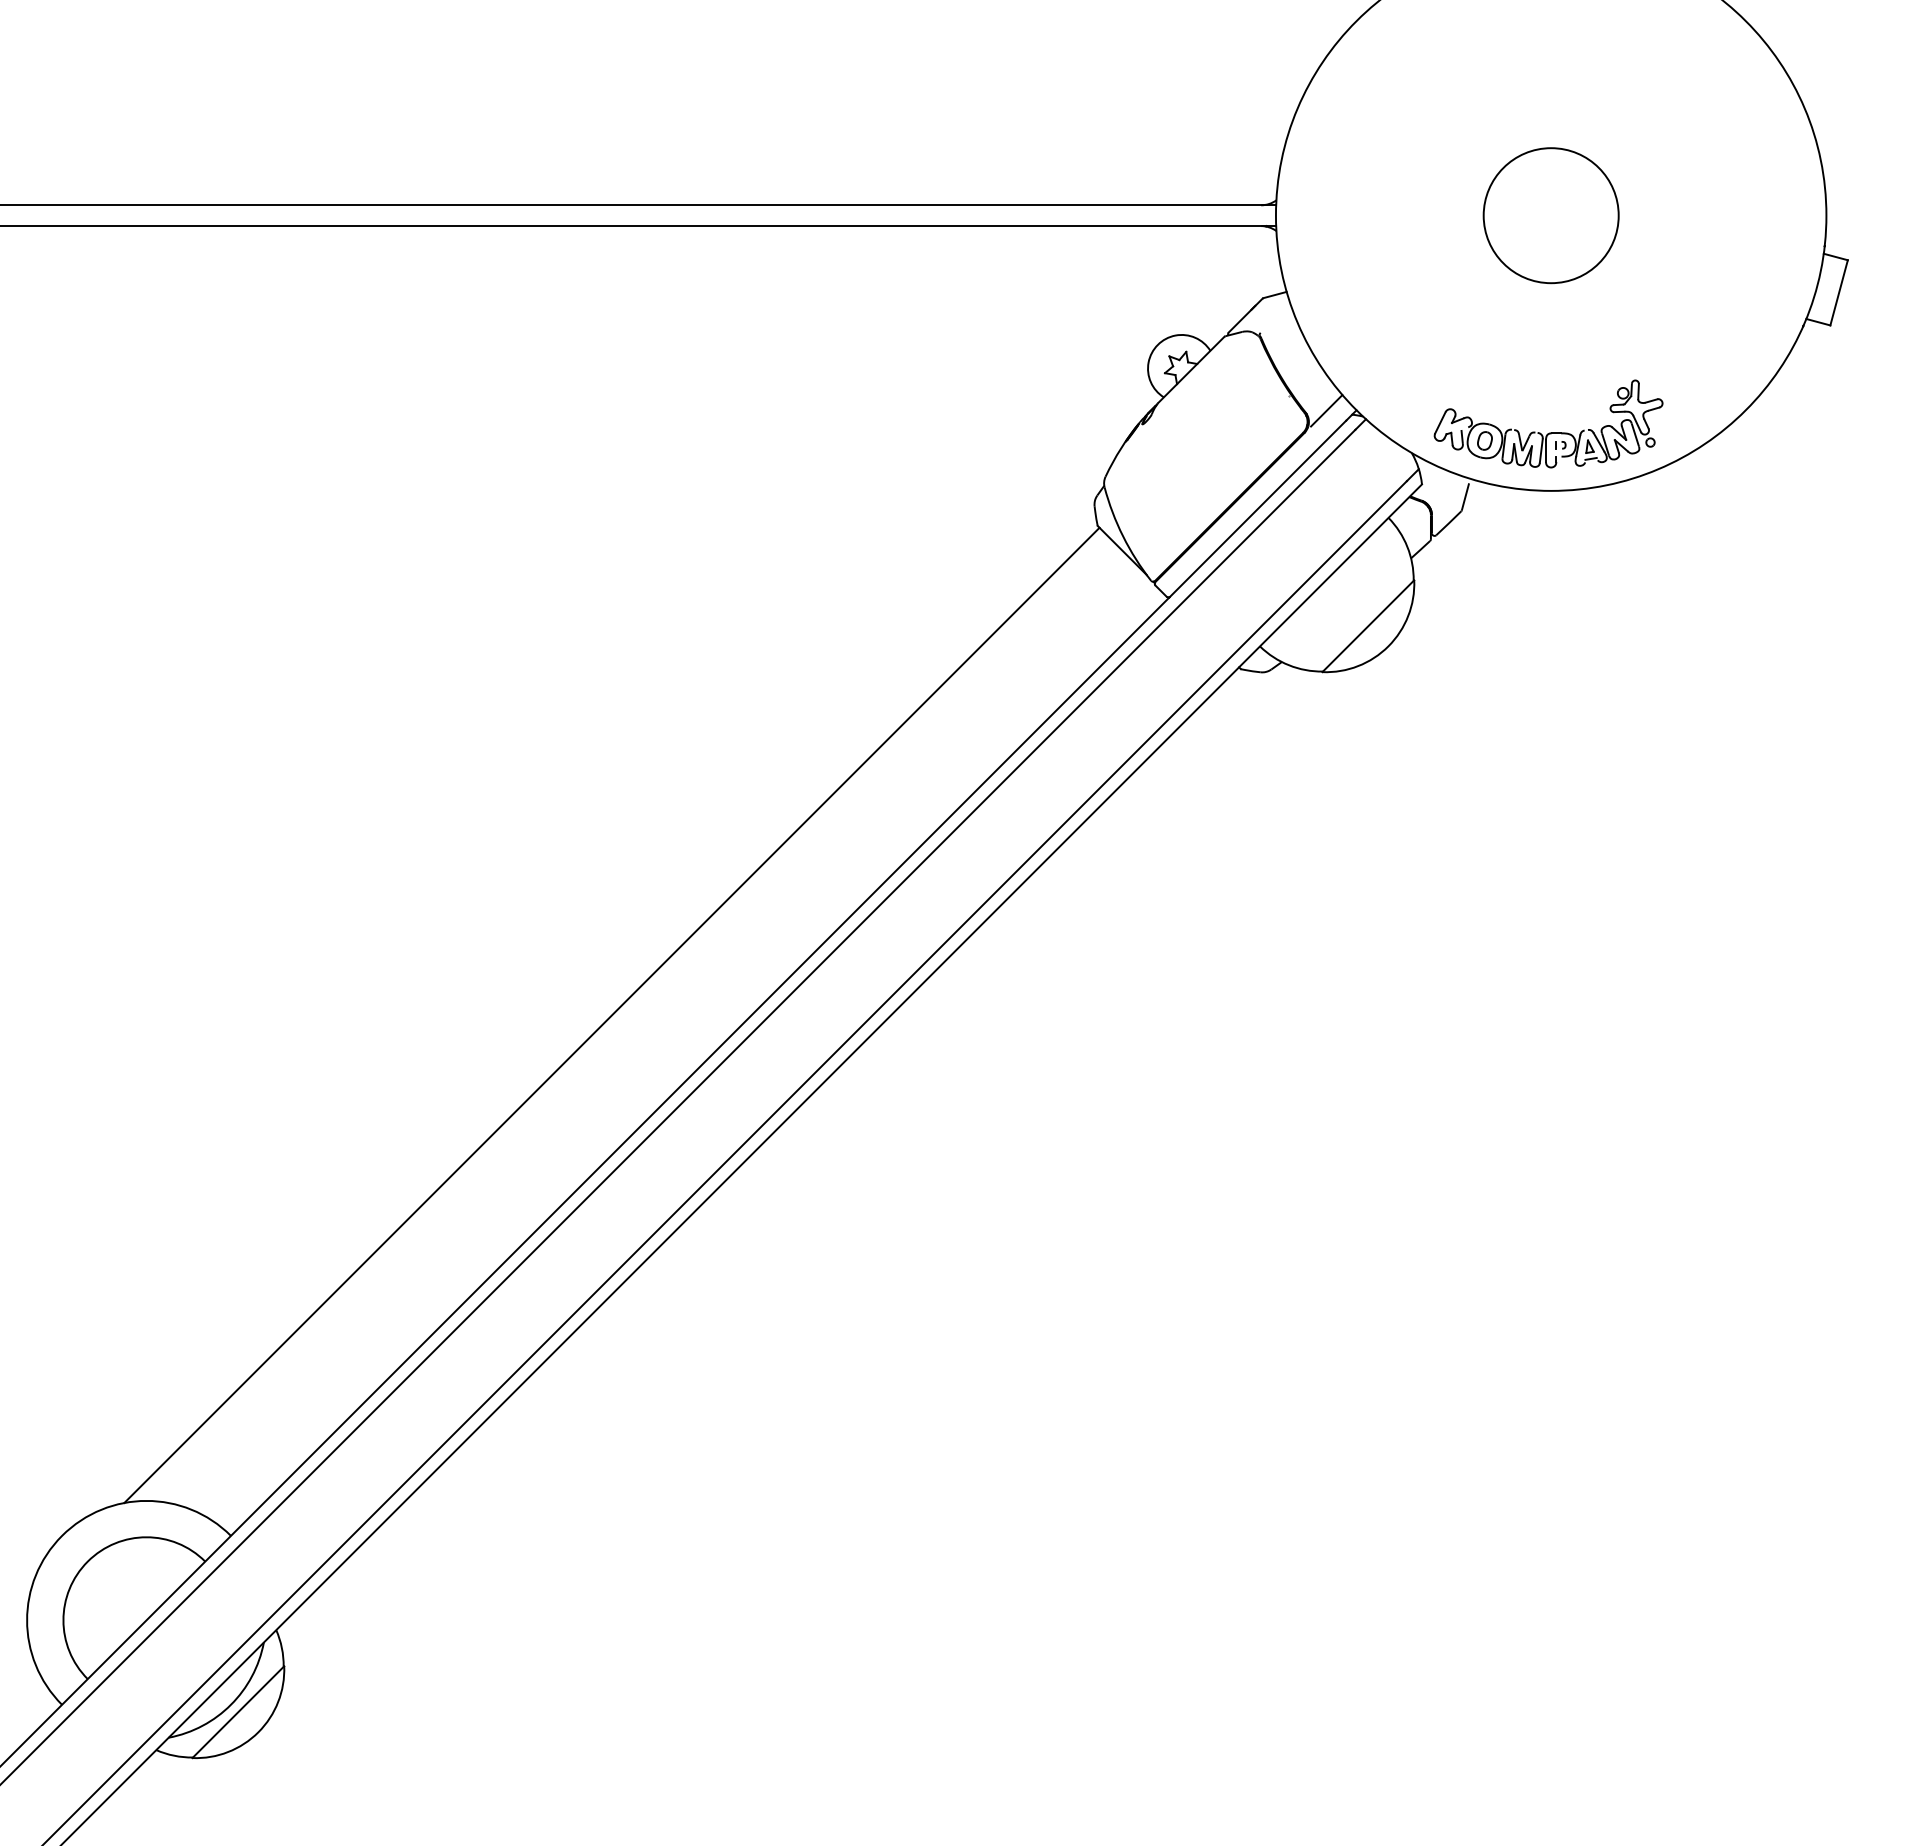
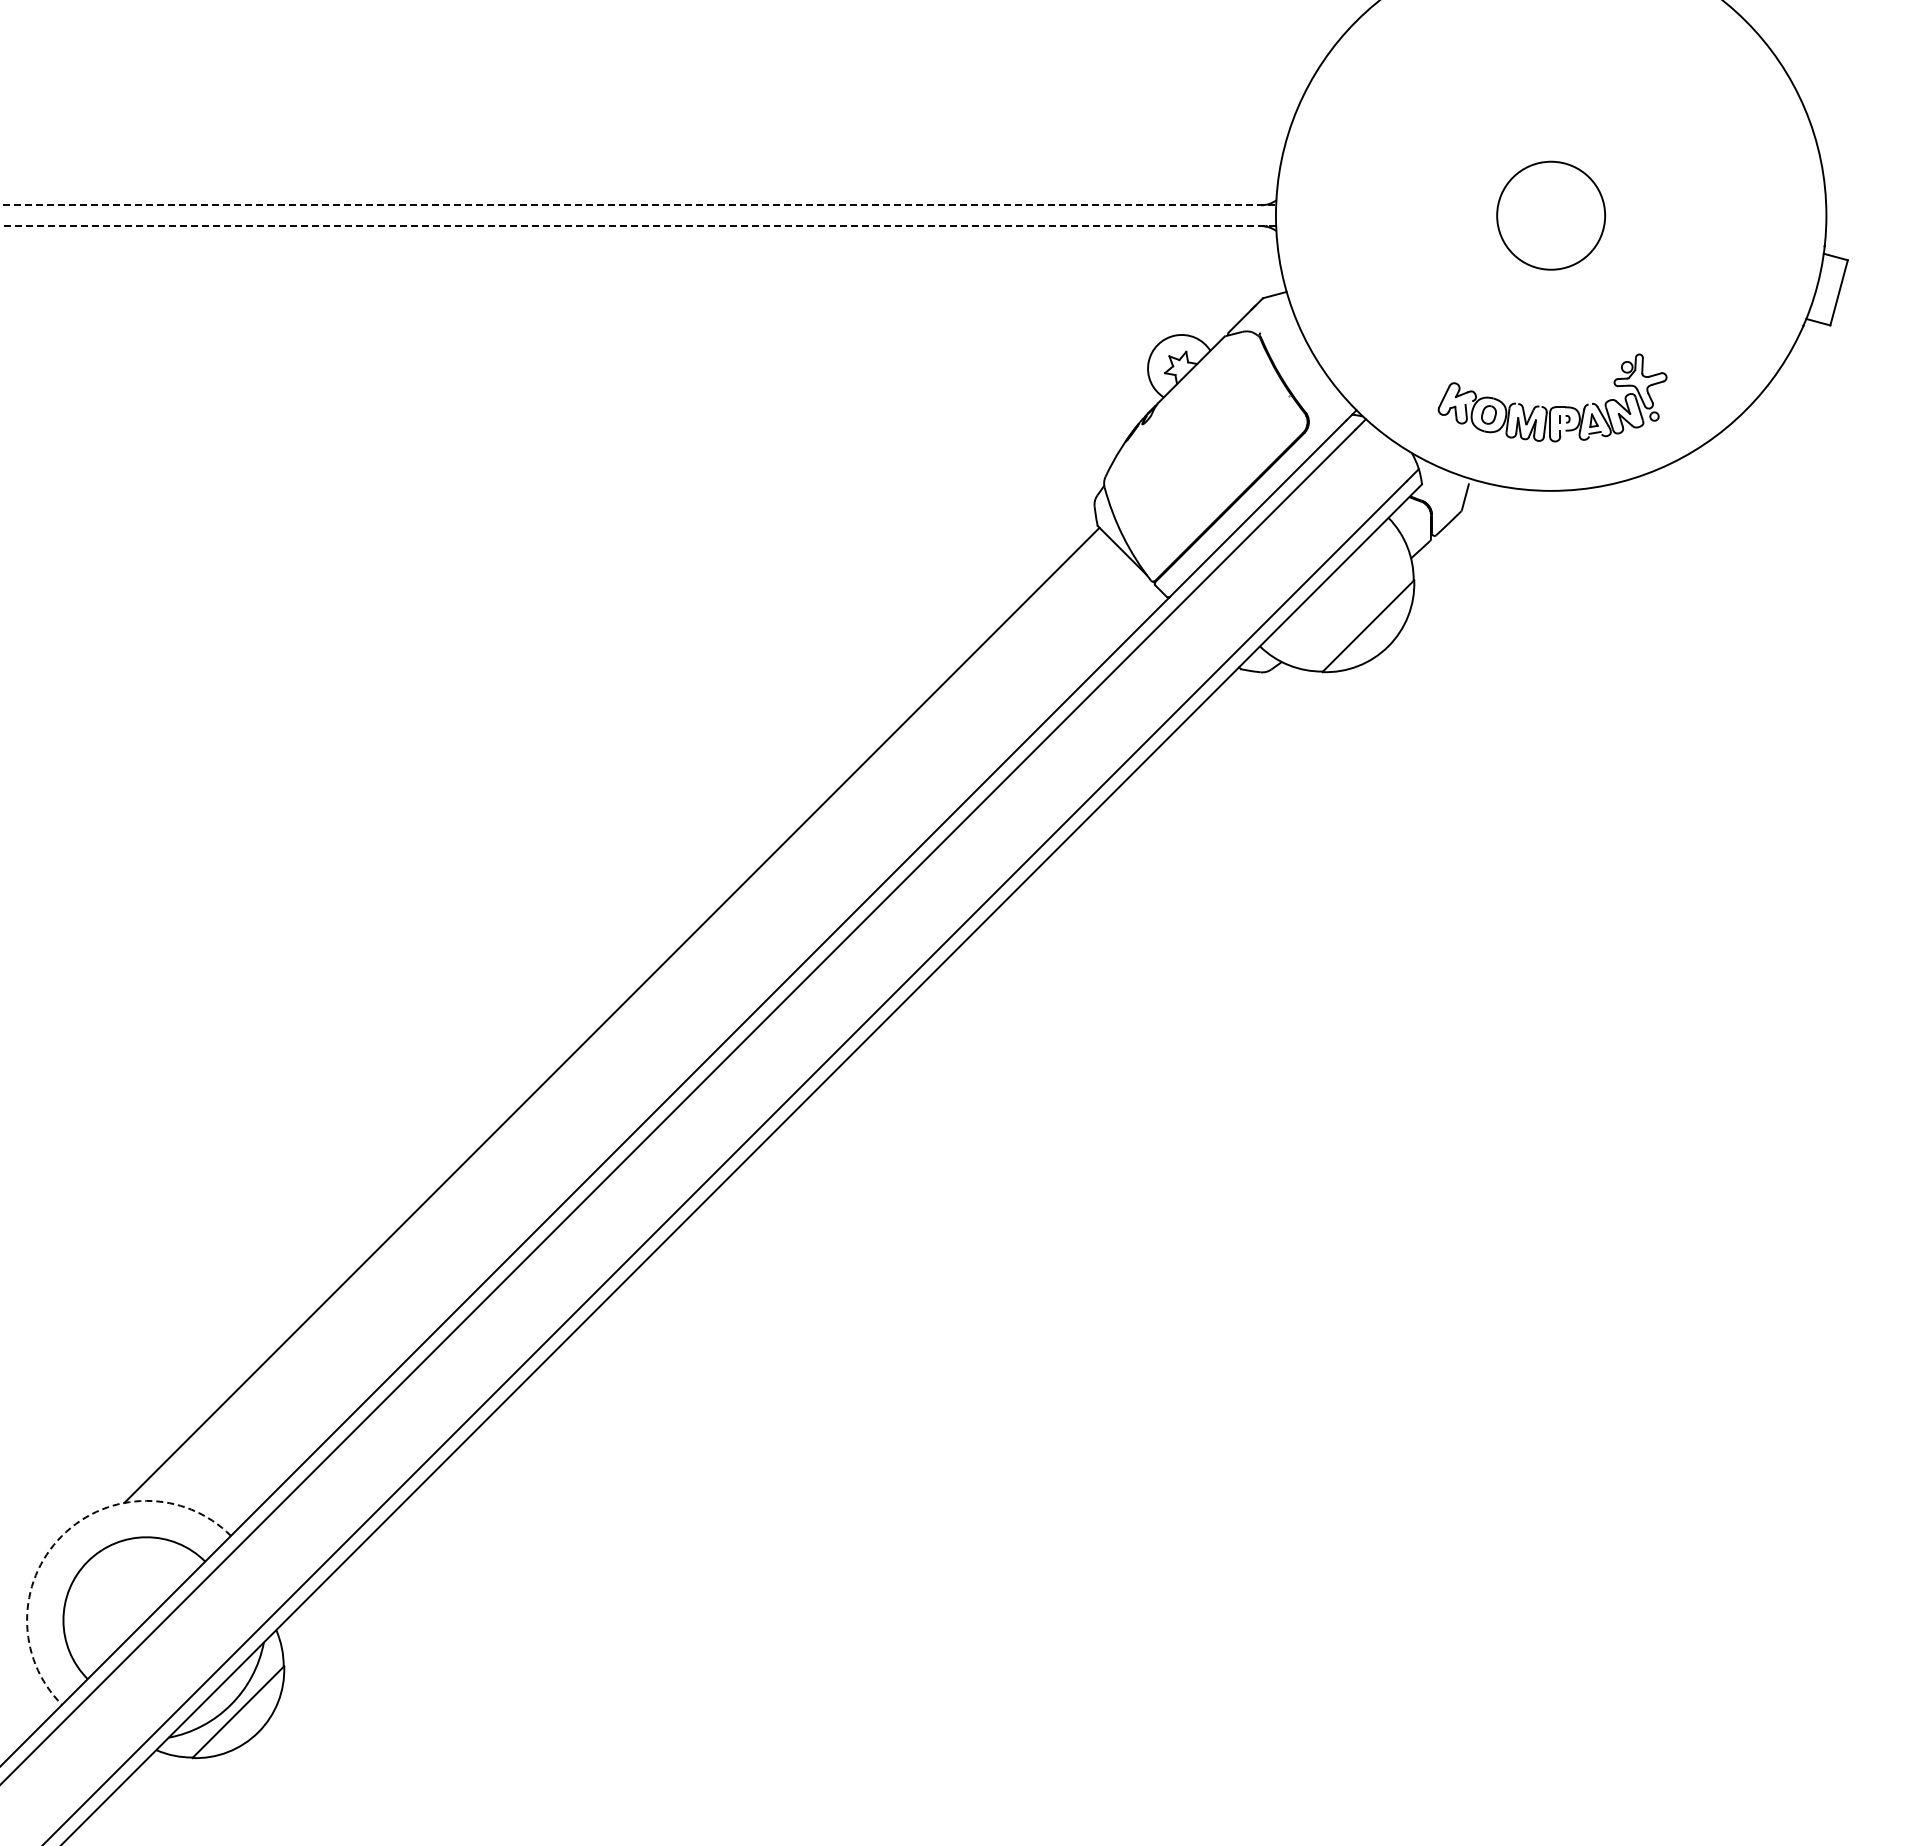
line: solid -> dashed (638, 205)
circle size: 138x138 px -> 111x111 px (1551, 215)
line: solid -> dashed (638, 226)
line: present -> none (1326, 410)
part position: (1549, 432) -> (1553, 406) (1553, 406)
arc: solid -> dashed (62, 1535)
